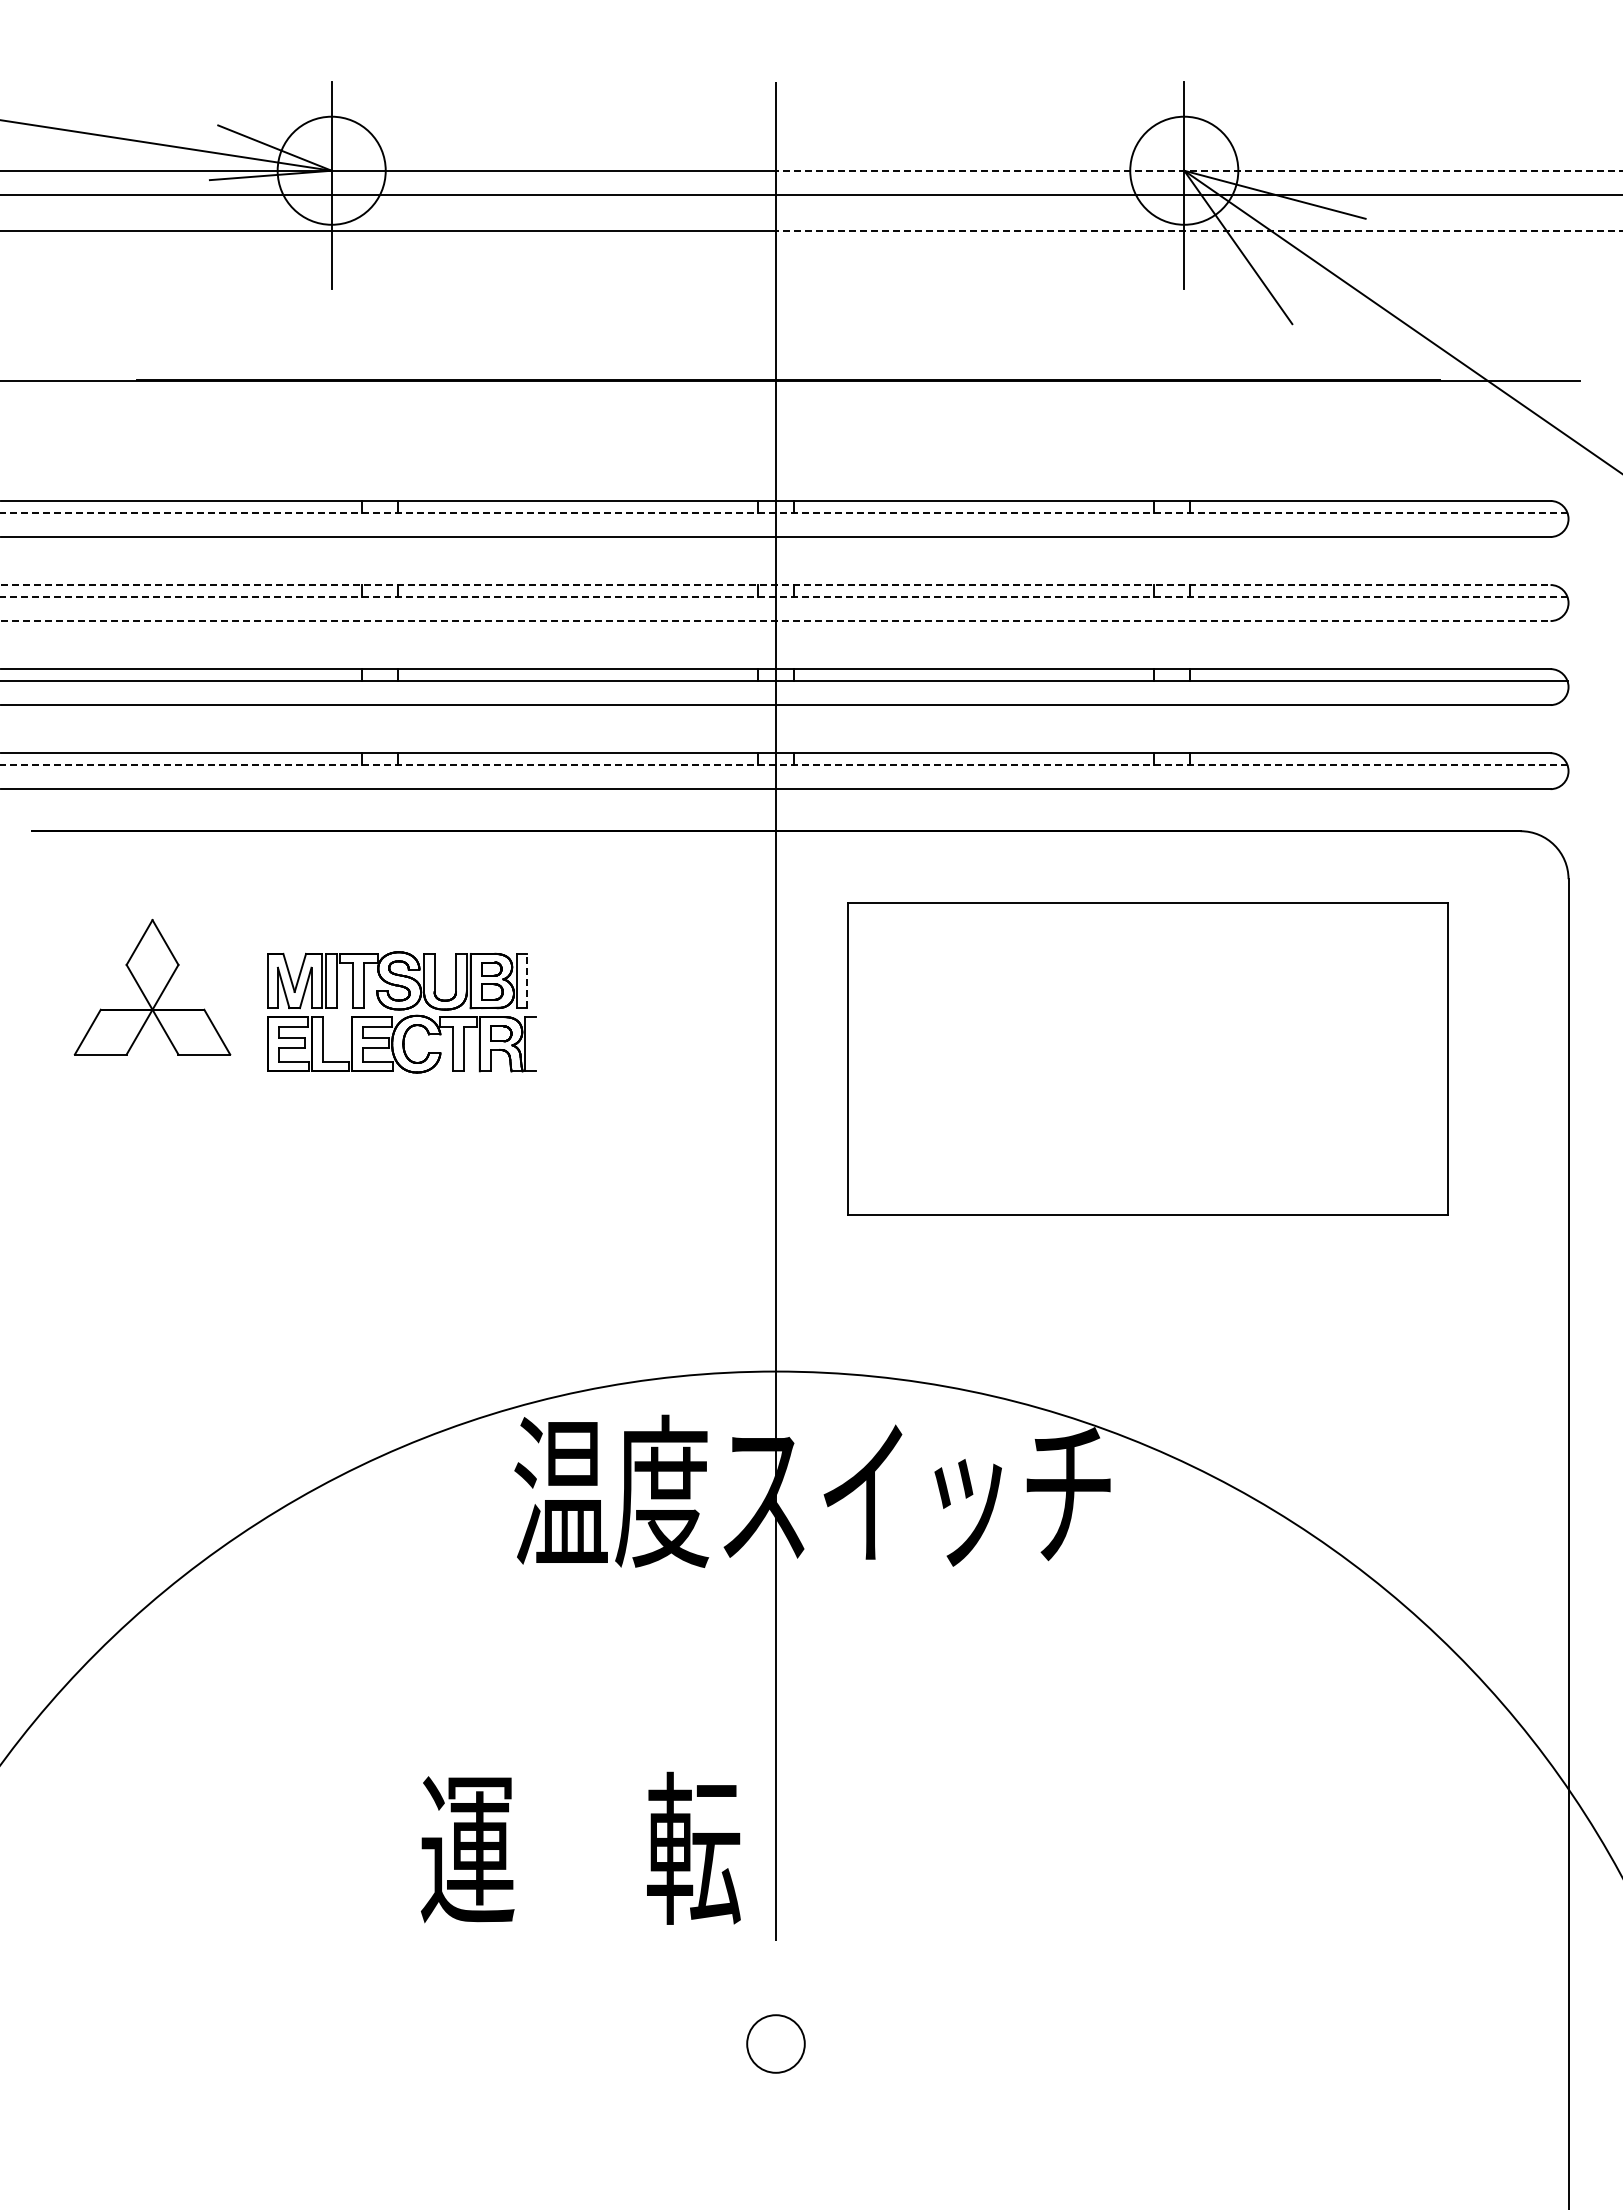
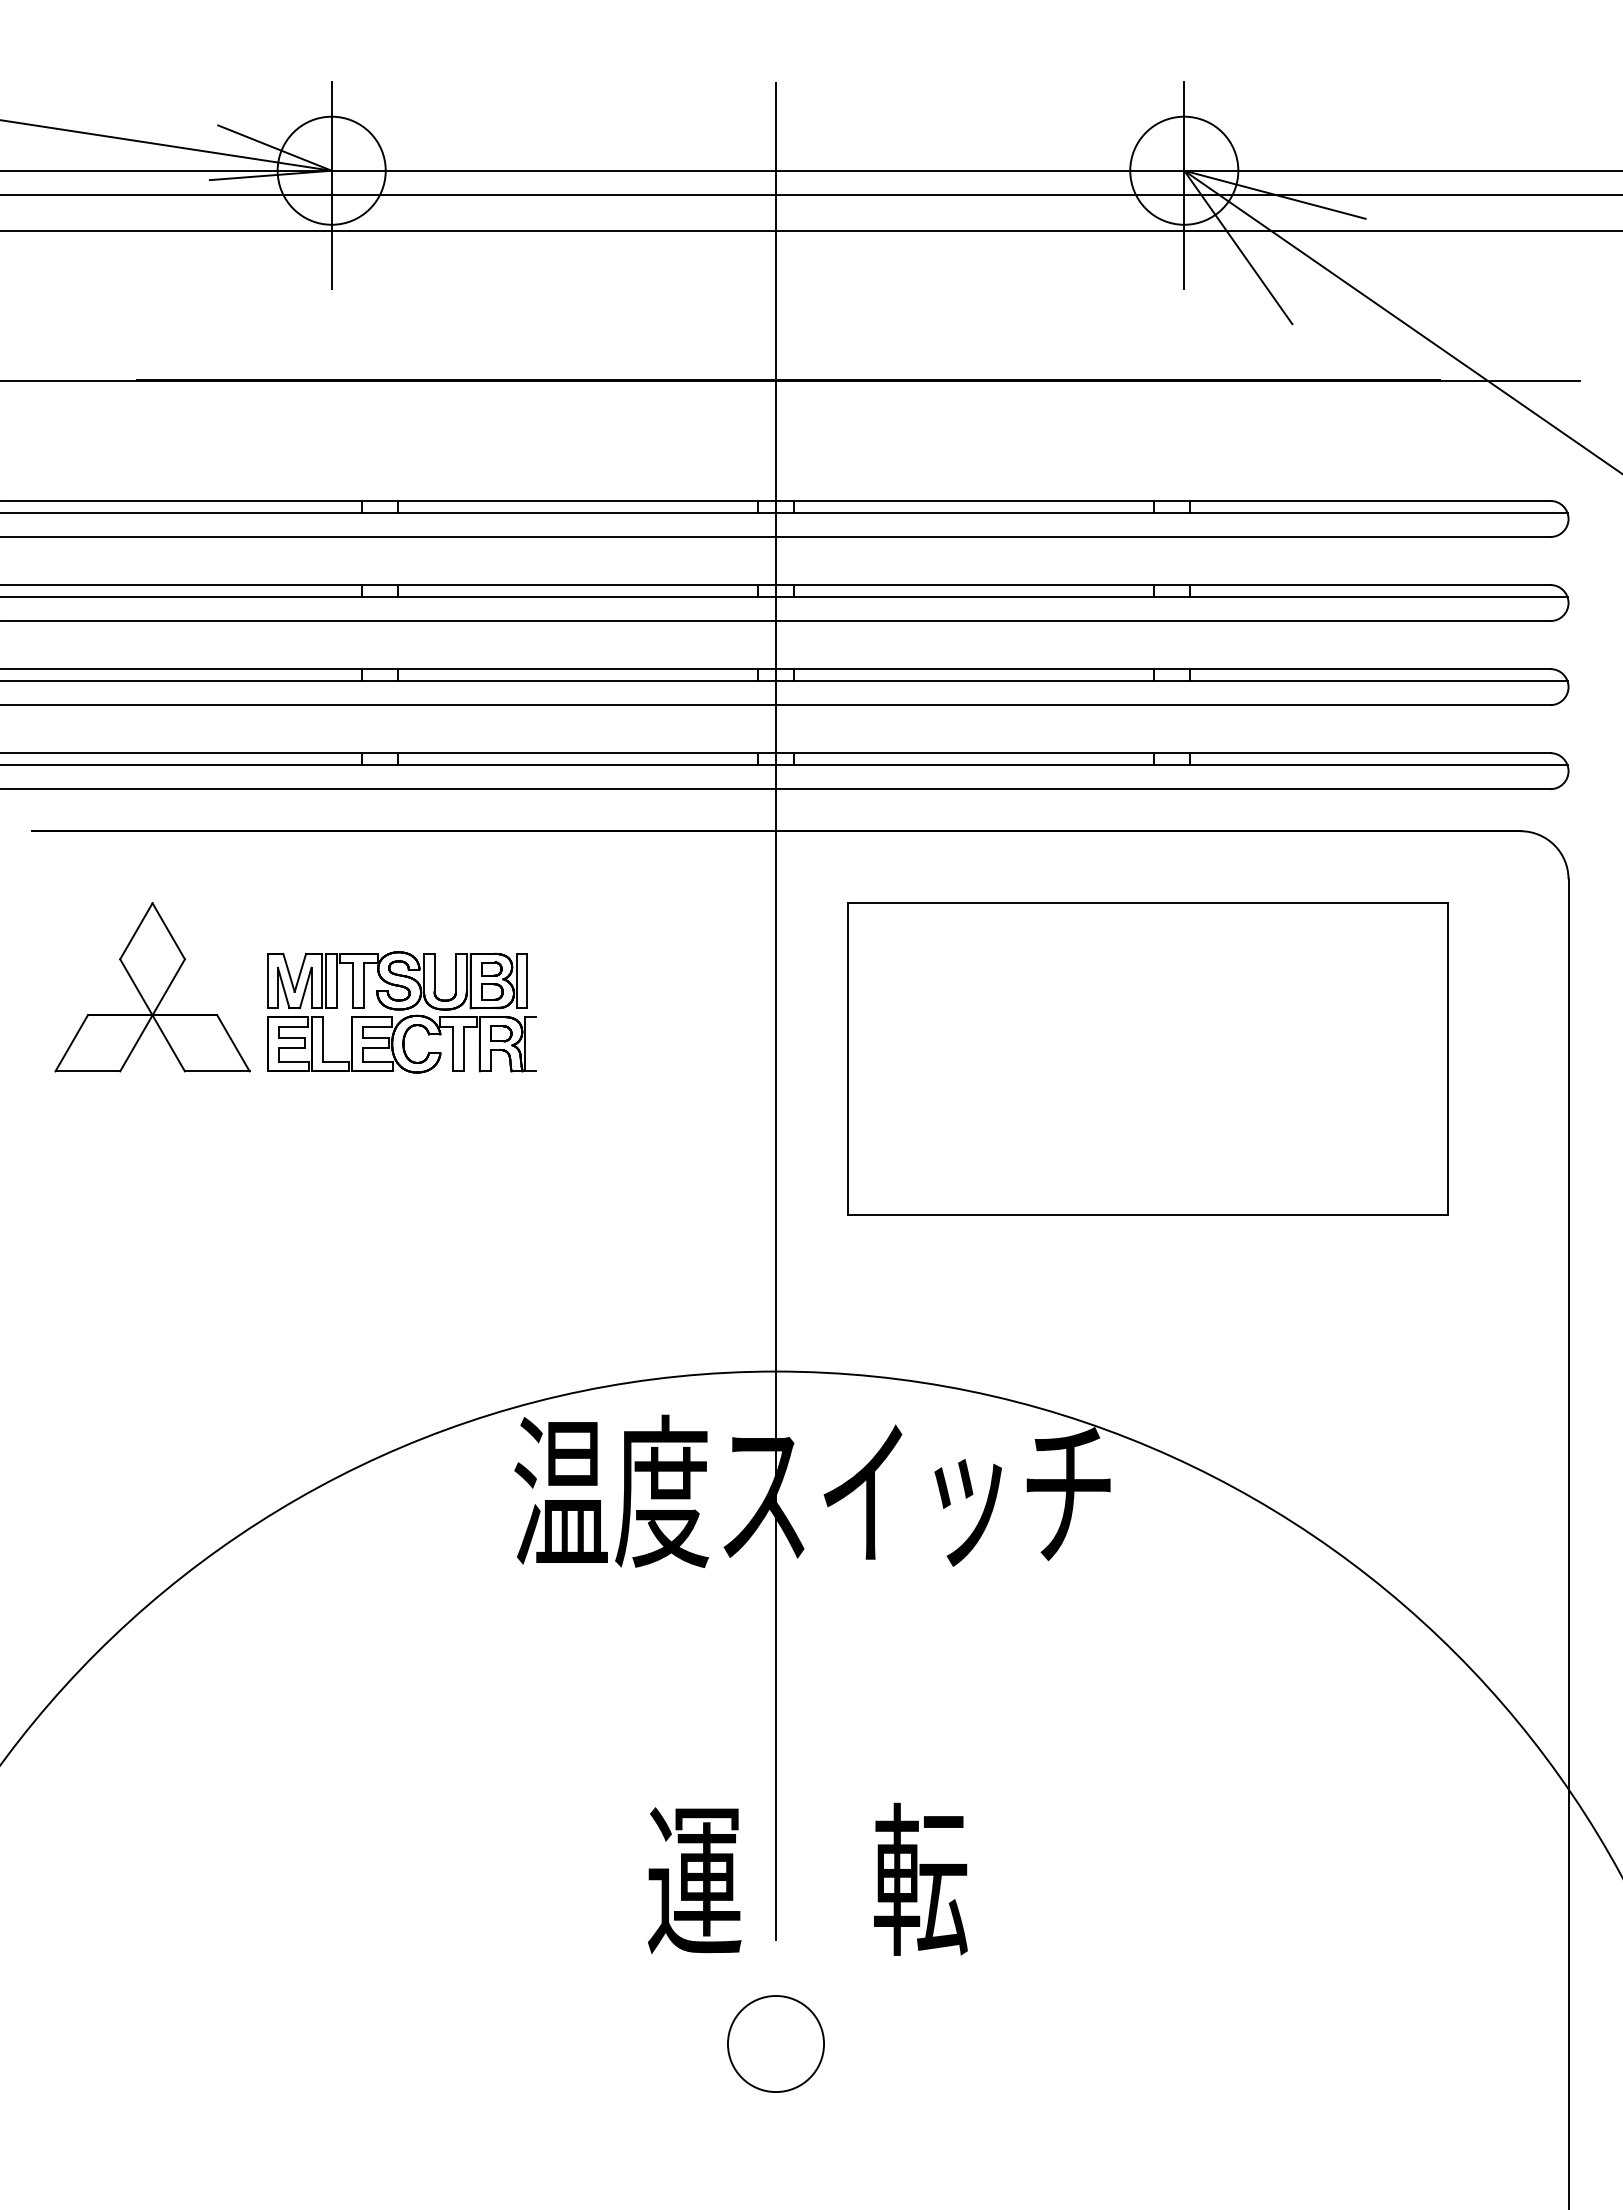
line: dashed -> solid (1198, 170)
line: dashed -> solid (1198, 230)
line: dashed -> solid (784, 512)
line: dashed -> solid (776, 585)
line: dashed -> solid (784, 597)
line: dashed -> solid (776, 621)
line: dashed -> solid (784, 765)
line: dashed -> solid (527, 980)
part size: 159x137 px -> 197x171 px (152, 987)
text position: (580, 1847) -> (807, 1878) (807, 1878)
circle size: 60x60 px -> 98x98 px (775, 2043)
